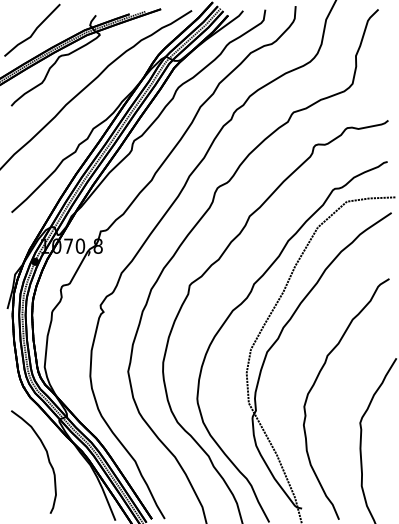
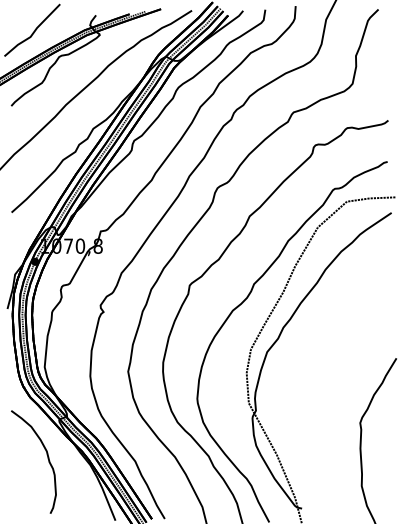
part: present -> none (315, 383)
